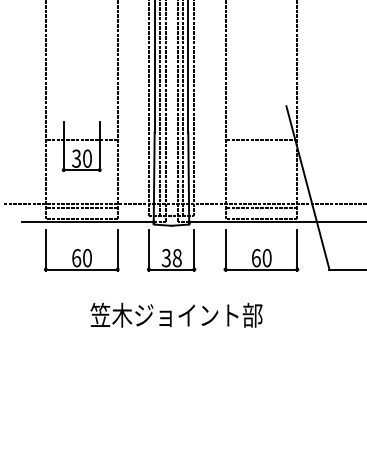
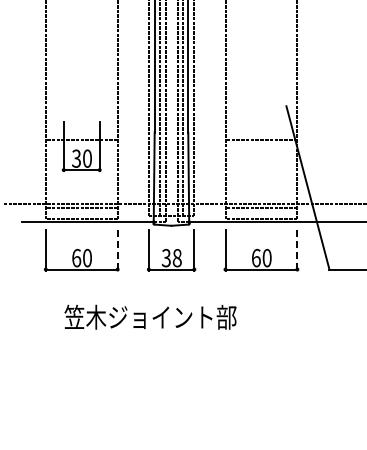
line: solid -> dashed (117, 250)
line: solid -> dashed (297, 250)
text position: (176, 314) -> (150, 316) (150, 316)
